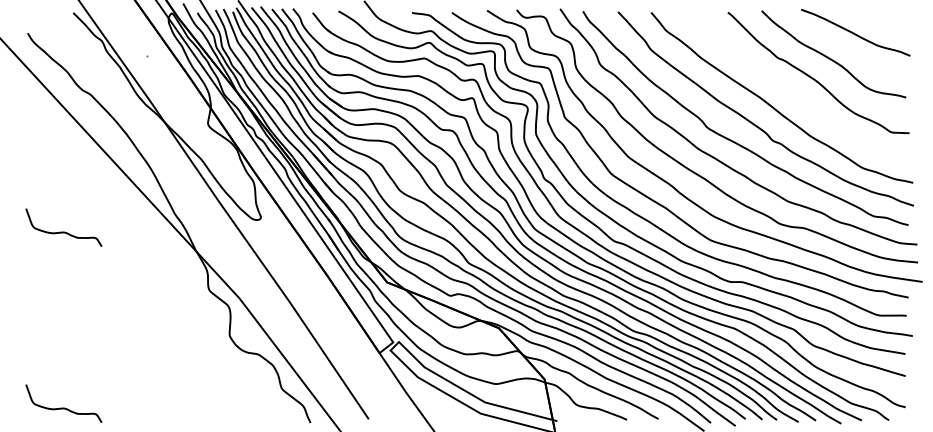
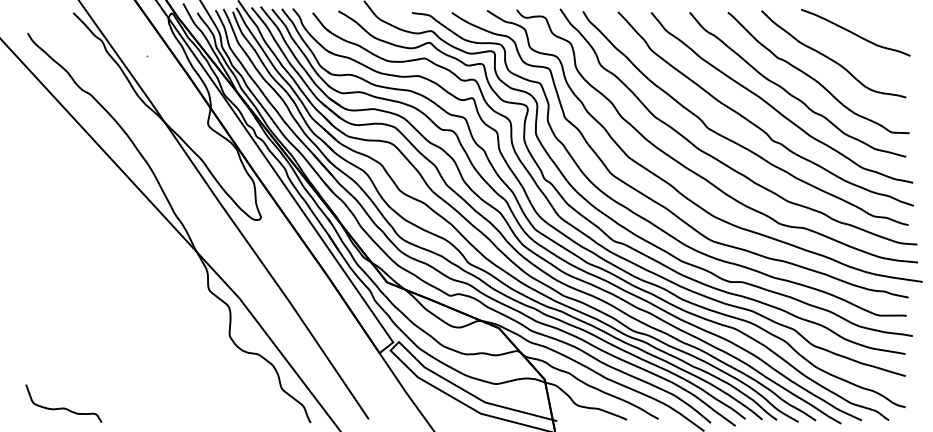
curve: none -> present (792, 94)
curve: present -> none (63, 231)
